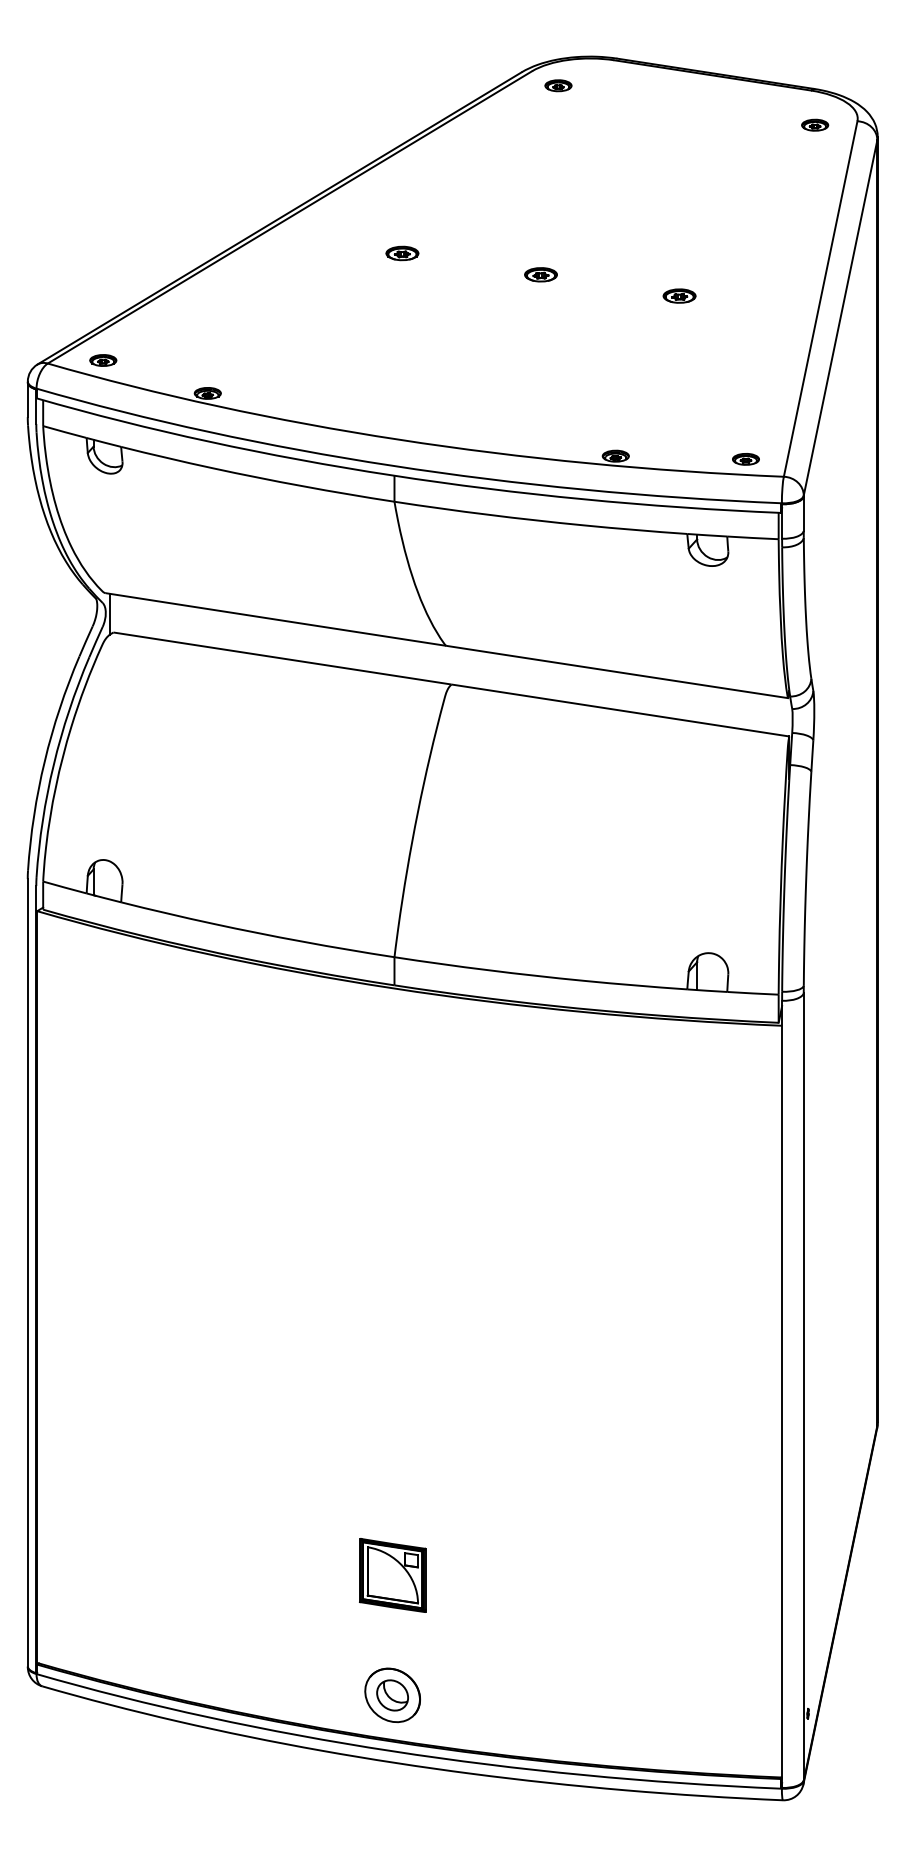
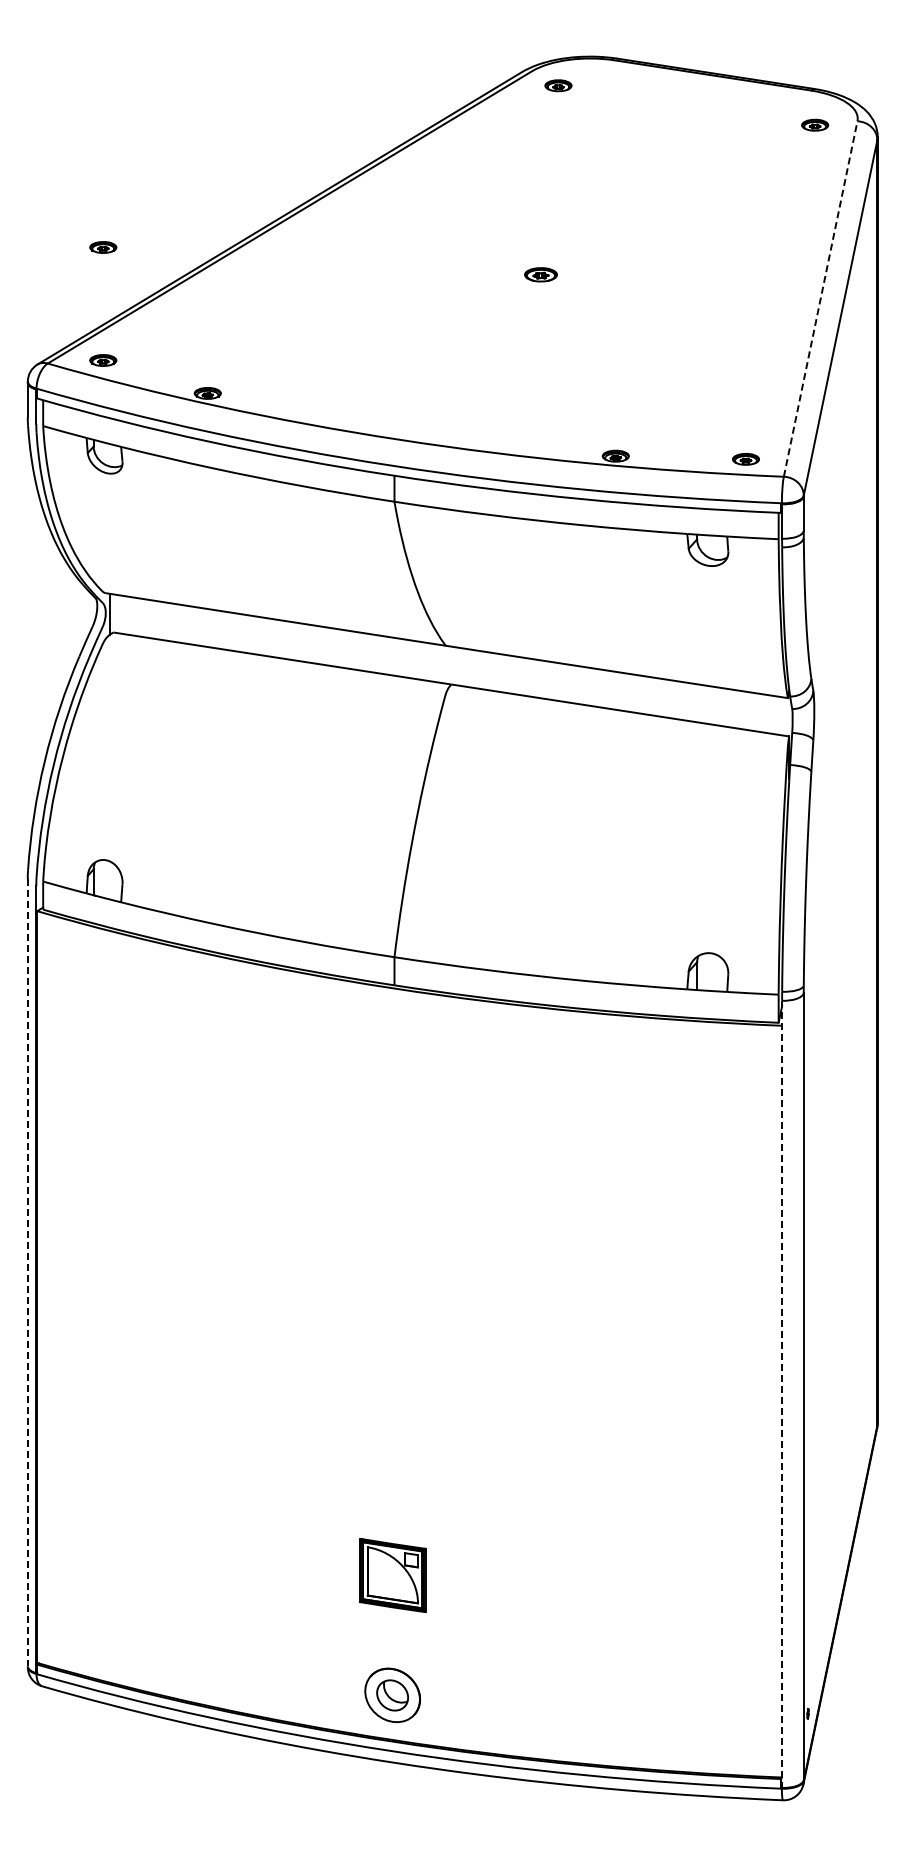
part: none -> present (103, 247)
part: present -> none (402, 253)
part: present -> none (679, 295)
line: solid -> dashed (820, 299)
line: solid -> dashed (27, 1272)
line: solid -> dashed (782, 1394)
